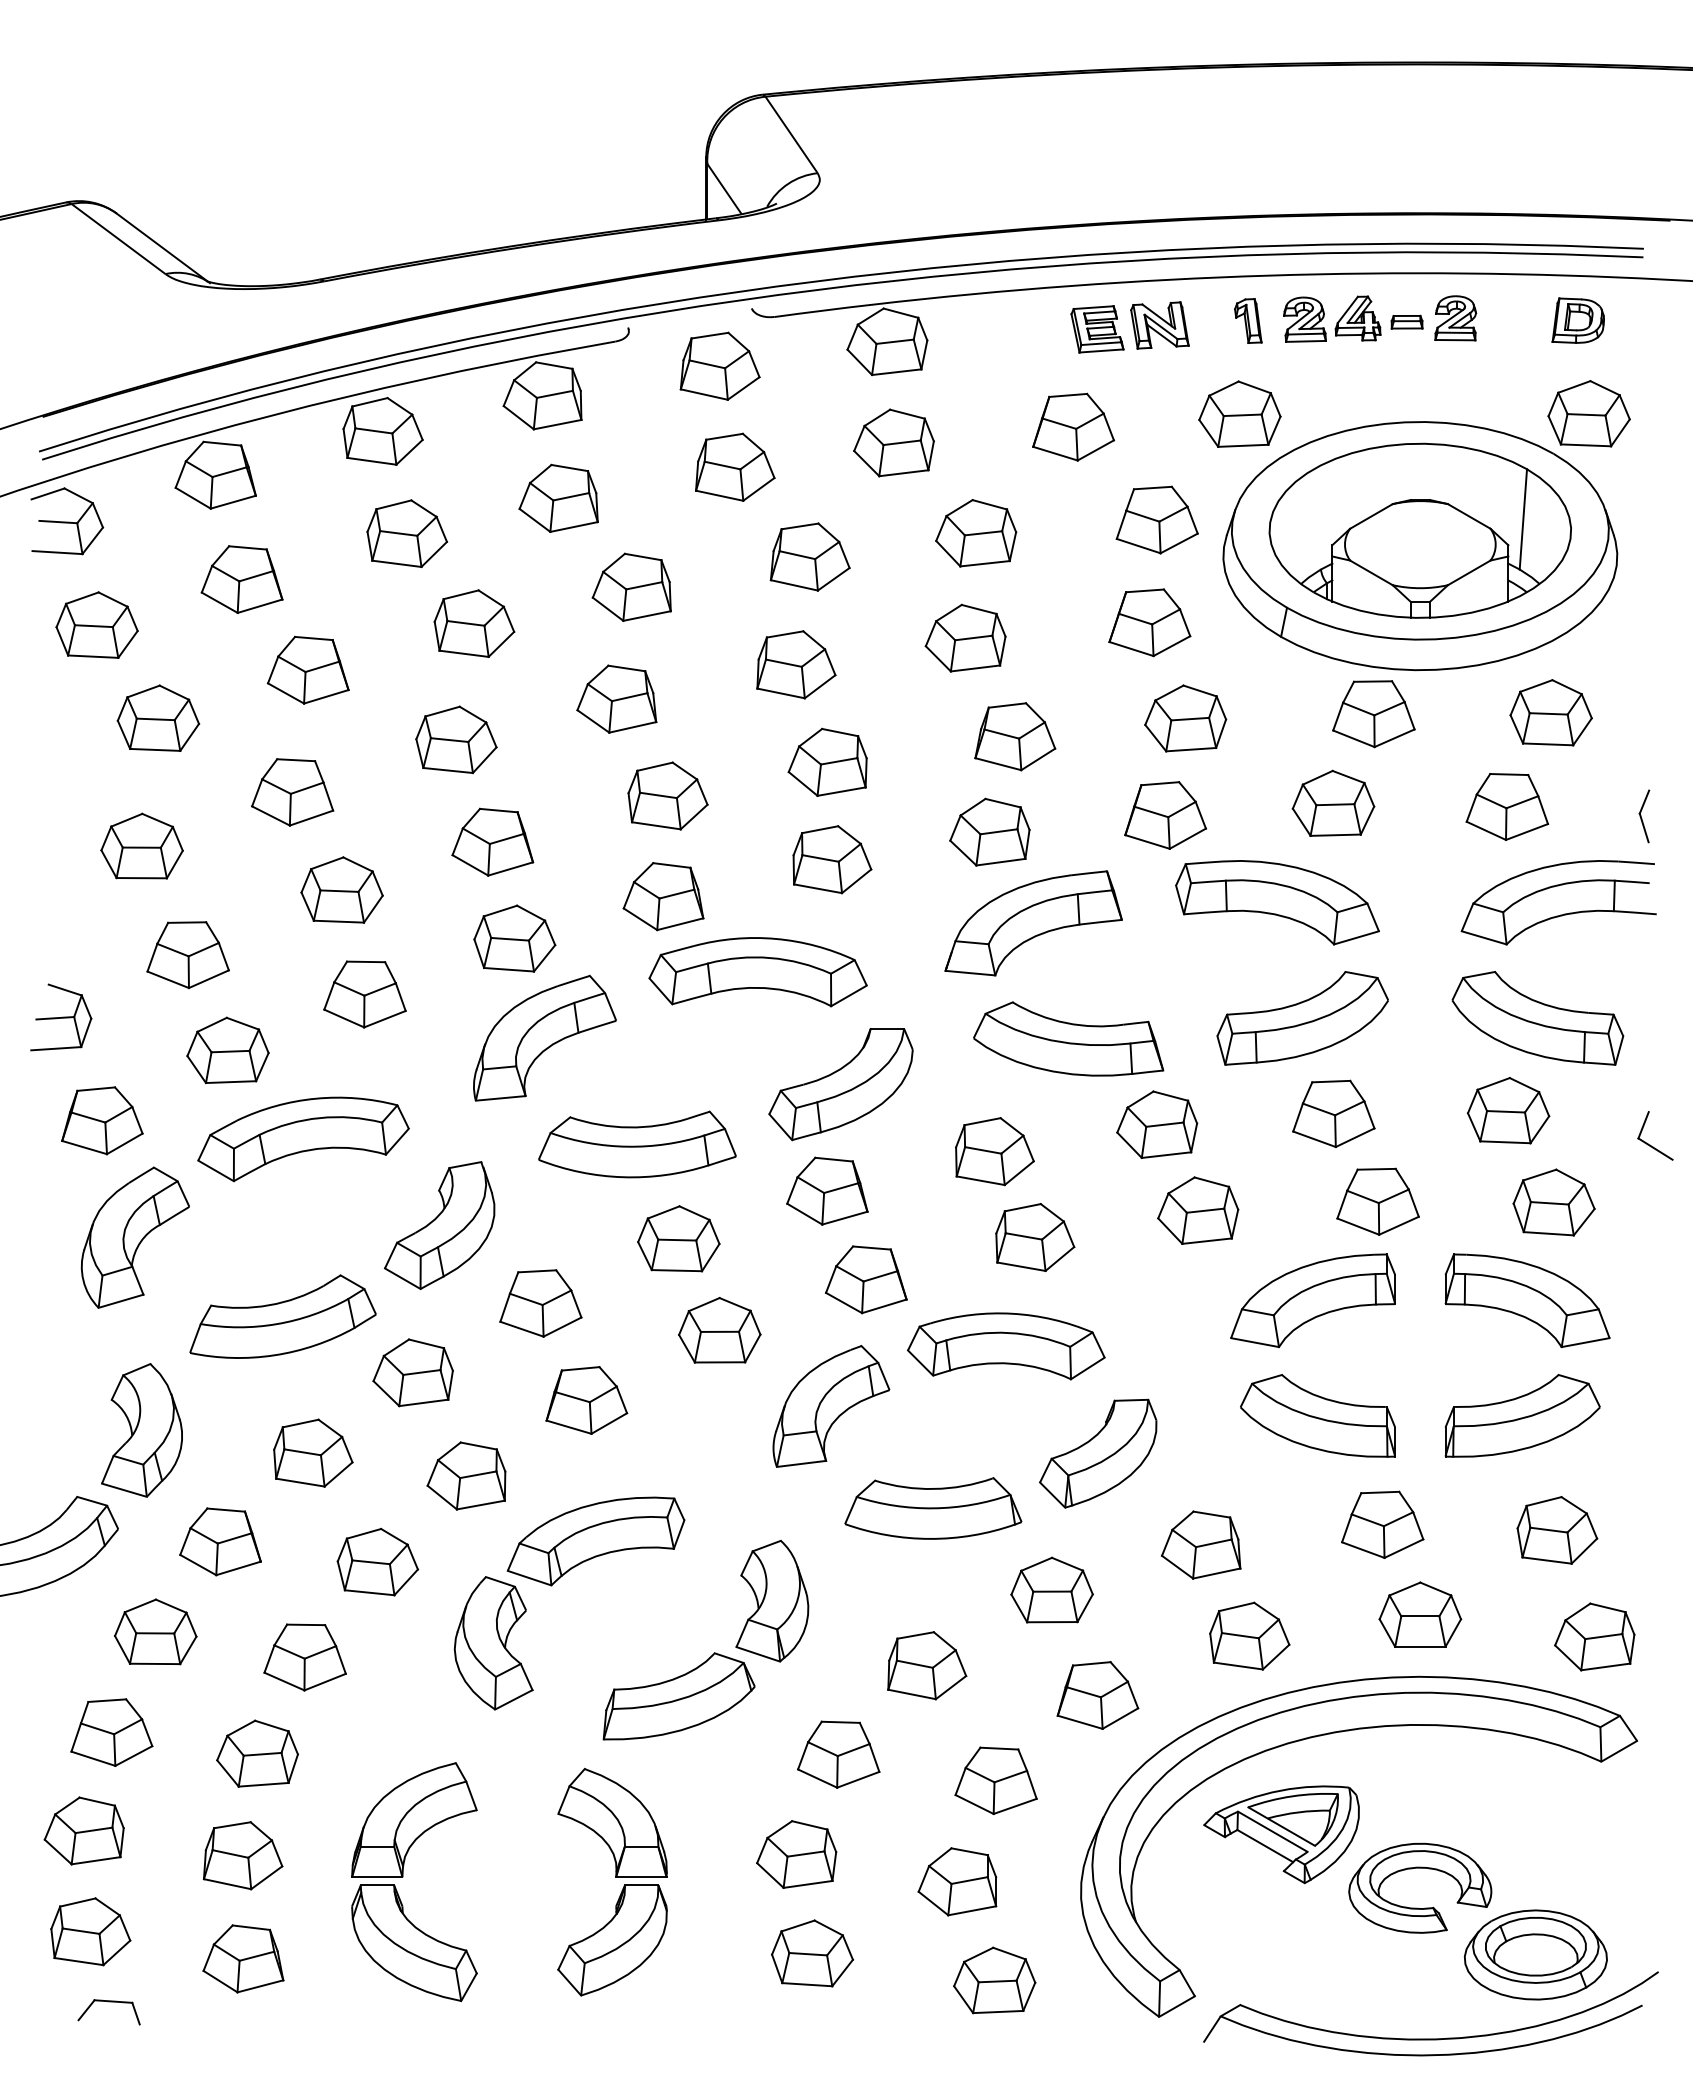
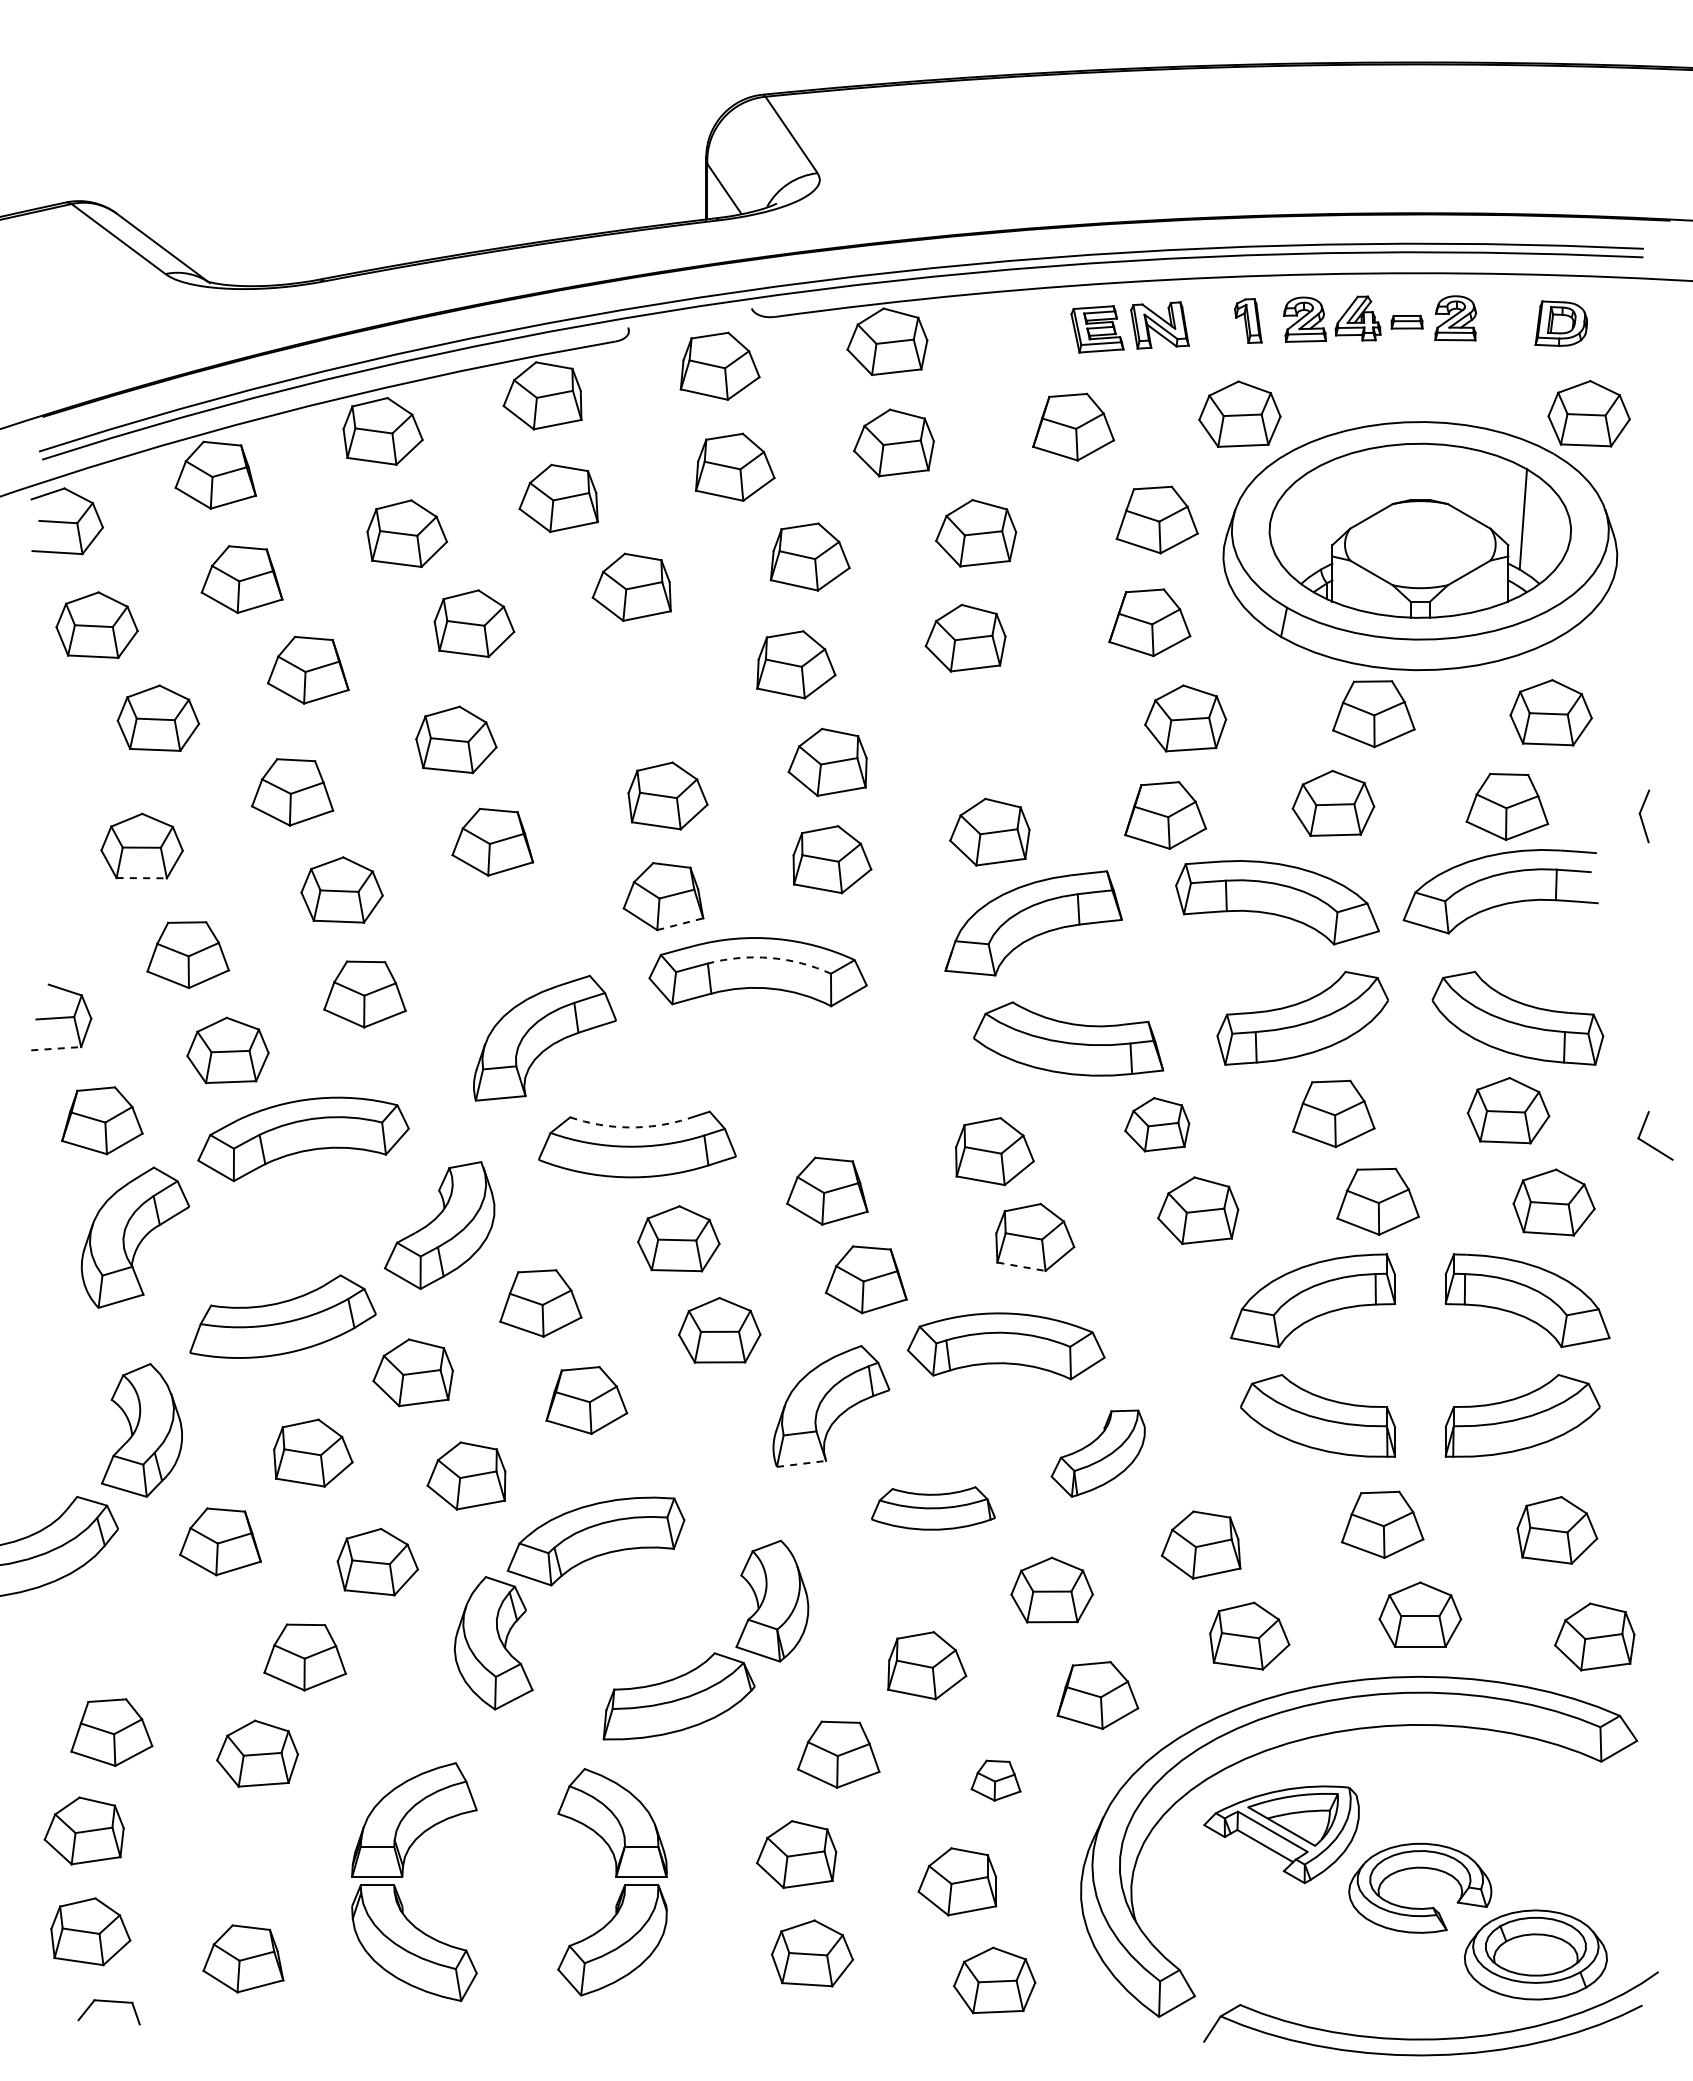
part position: (1577, 320) -> (1560, 323) (1560, 323)
part: present -> none (616, 698)
part: present -> none (1015, 736)
line: solid -> dashed (142, 878)
part position: (1558, 902) -> (1500, 891) (1500, 891)
line: solid -> dashed (680, 924)
part: present -> none (514, 938)
arc: solid -> dashed (770, 958)
part position: (1537, 1018) -> (1517, 1018) (1517, 1018)
line: solid -> dashed (56, 1048)
part: present -> none (840, 1084)
part size: 83x69 px -> 67x56 px (1157, 1124)
arc: solid -> dashed (629, 1127)
line: solid -> dashed (1021, 1266)
part size: 119x111 px -> 96x89 px (1097, 1453)
line: solid -> dashed (801, 1463)
part size: 179x63 px -> 125x45 px (933, 1508)
part: present -> none (155, 1631)
part size: 84x69 px -> 52x43 px (995, 1780)
part: present -> none (242, 1855)
